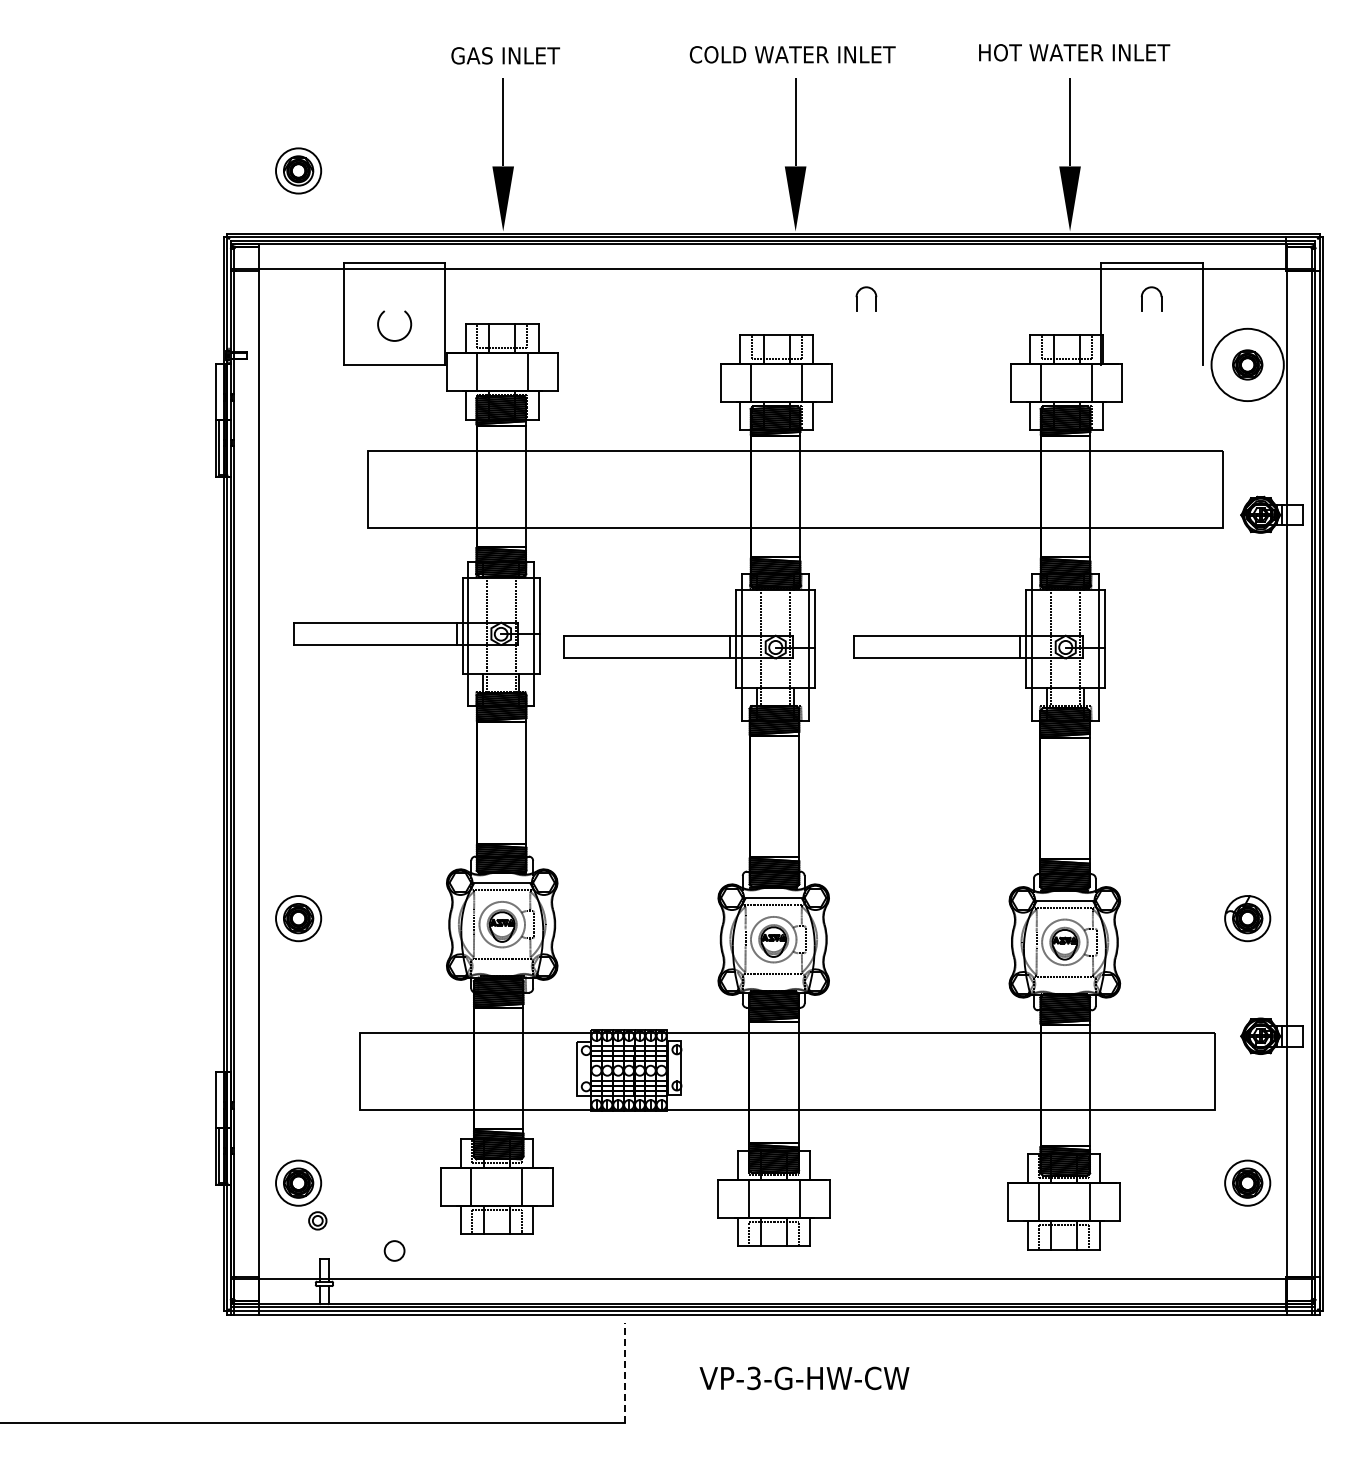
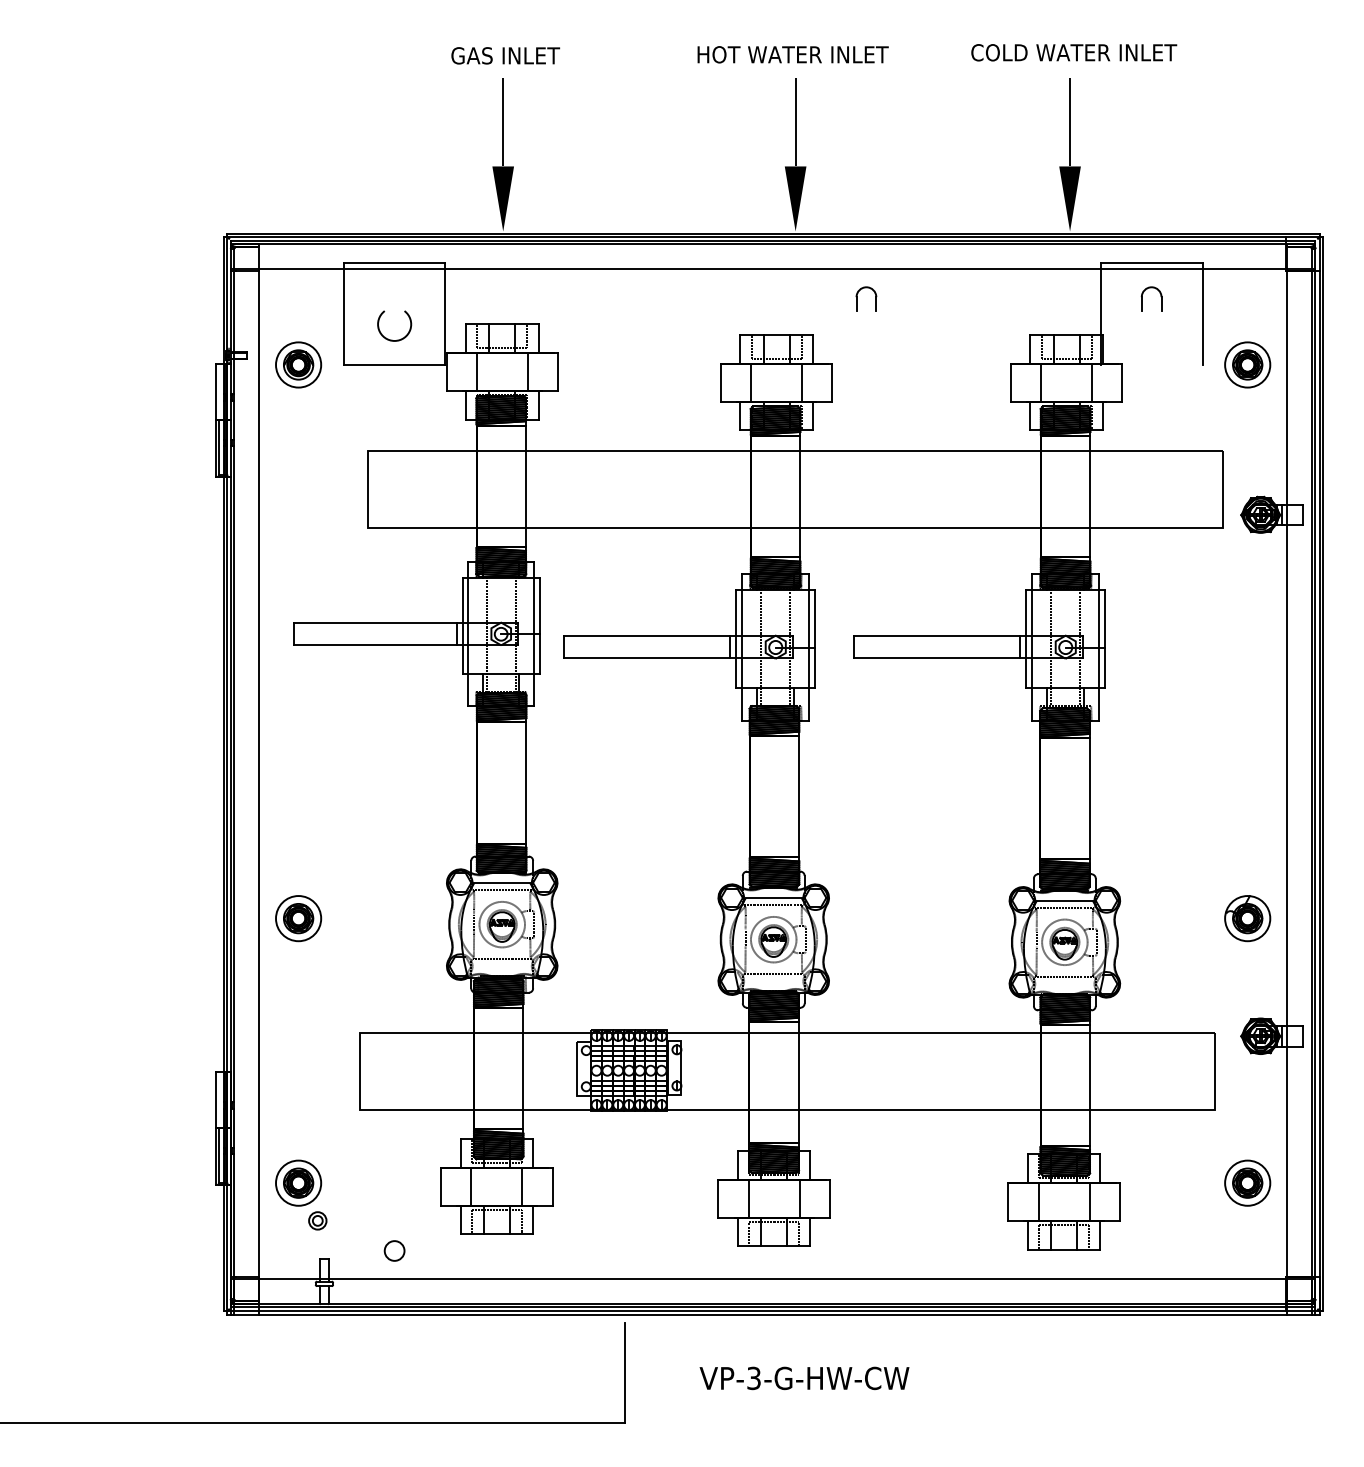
text: HOT WATER INLET -> COLD WATER INLET (1074, 52)
text: COLD WATER INLET -> HOT WATER INLET (792, 54)
part position: (298, 170) -> (298, 364) (298, 364)
circle diameter: 72 px -> 45 px (1247, 364)
line: dashed -> solid (625, 1373)
